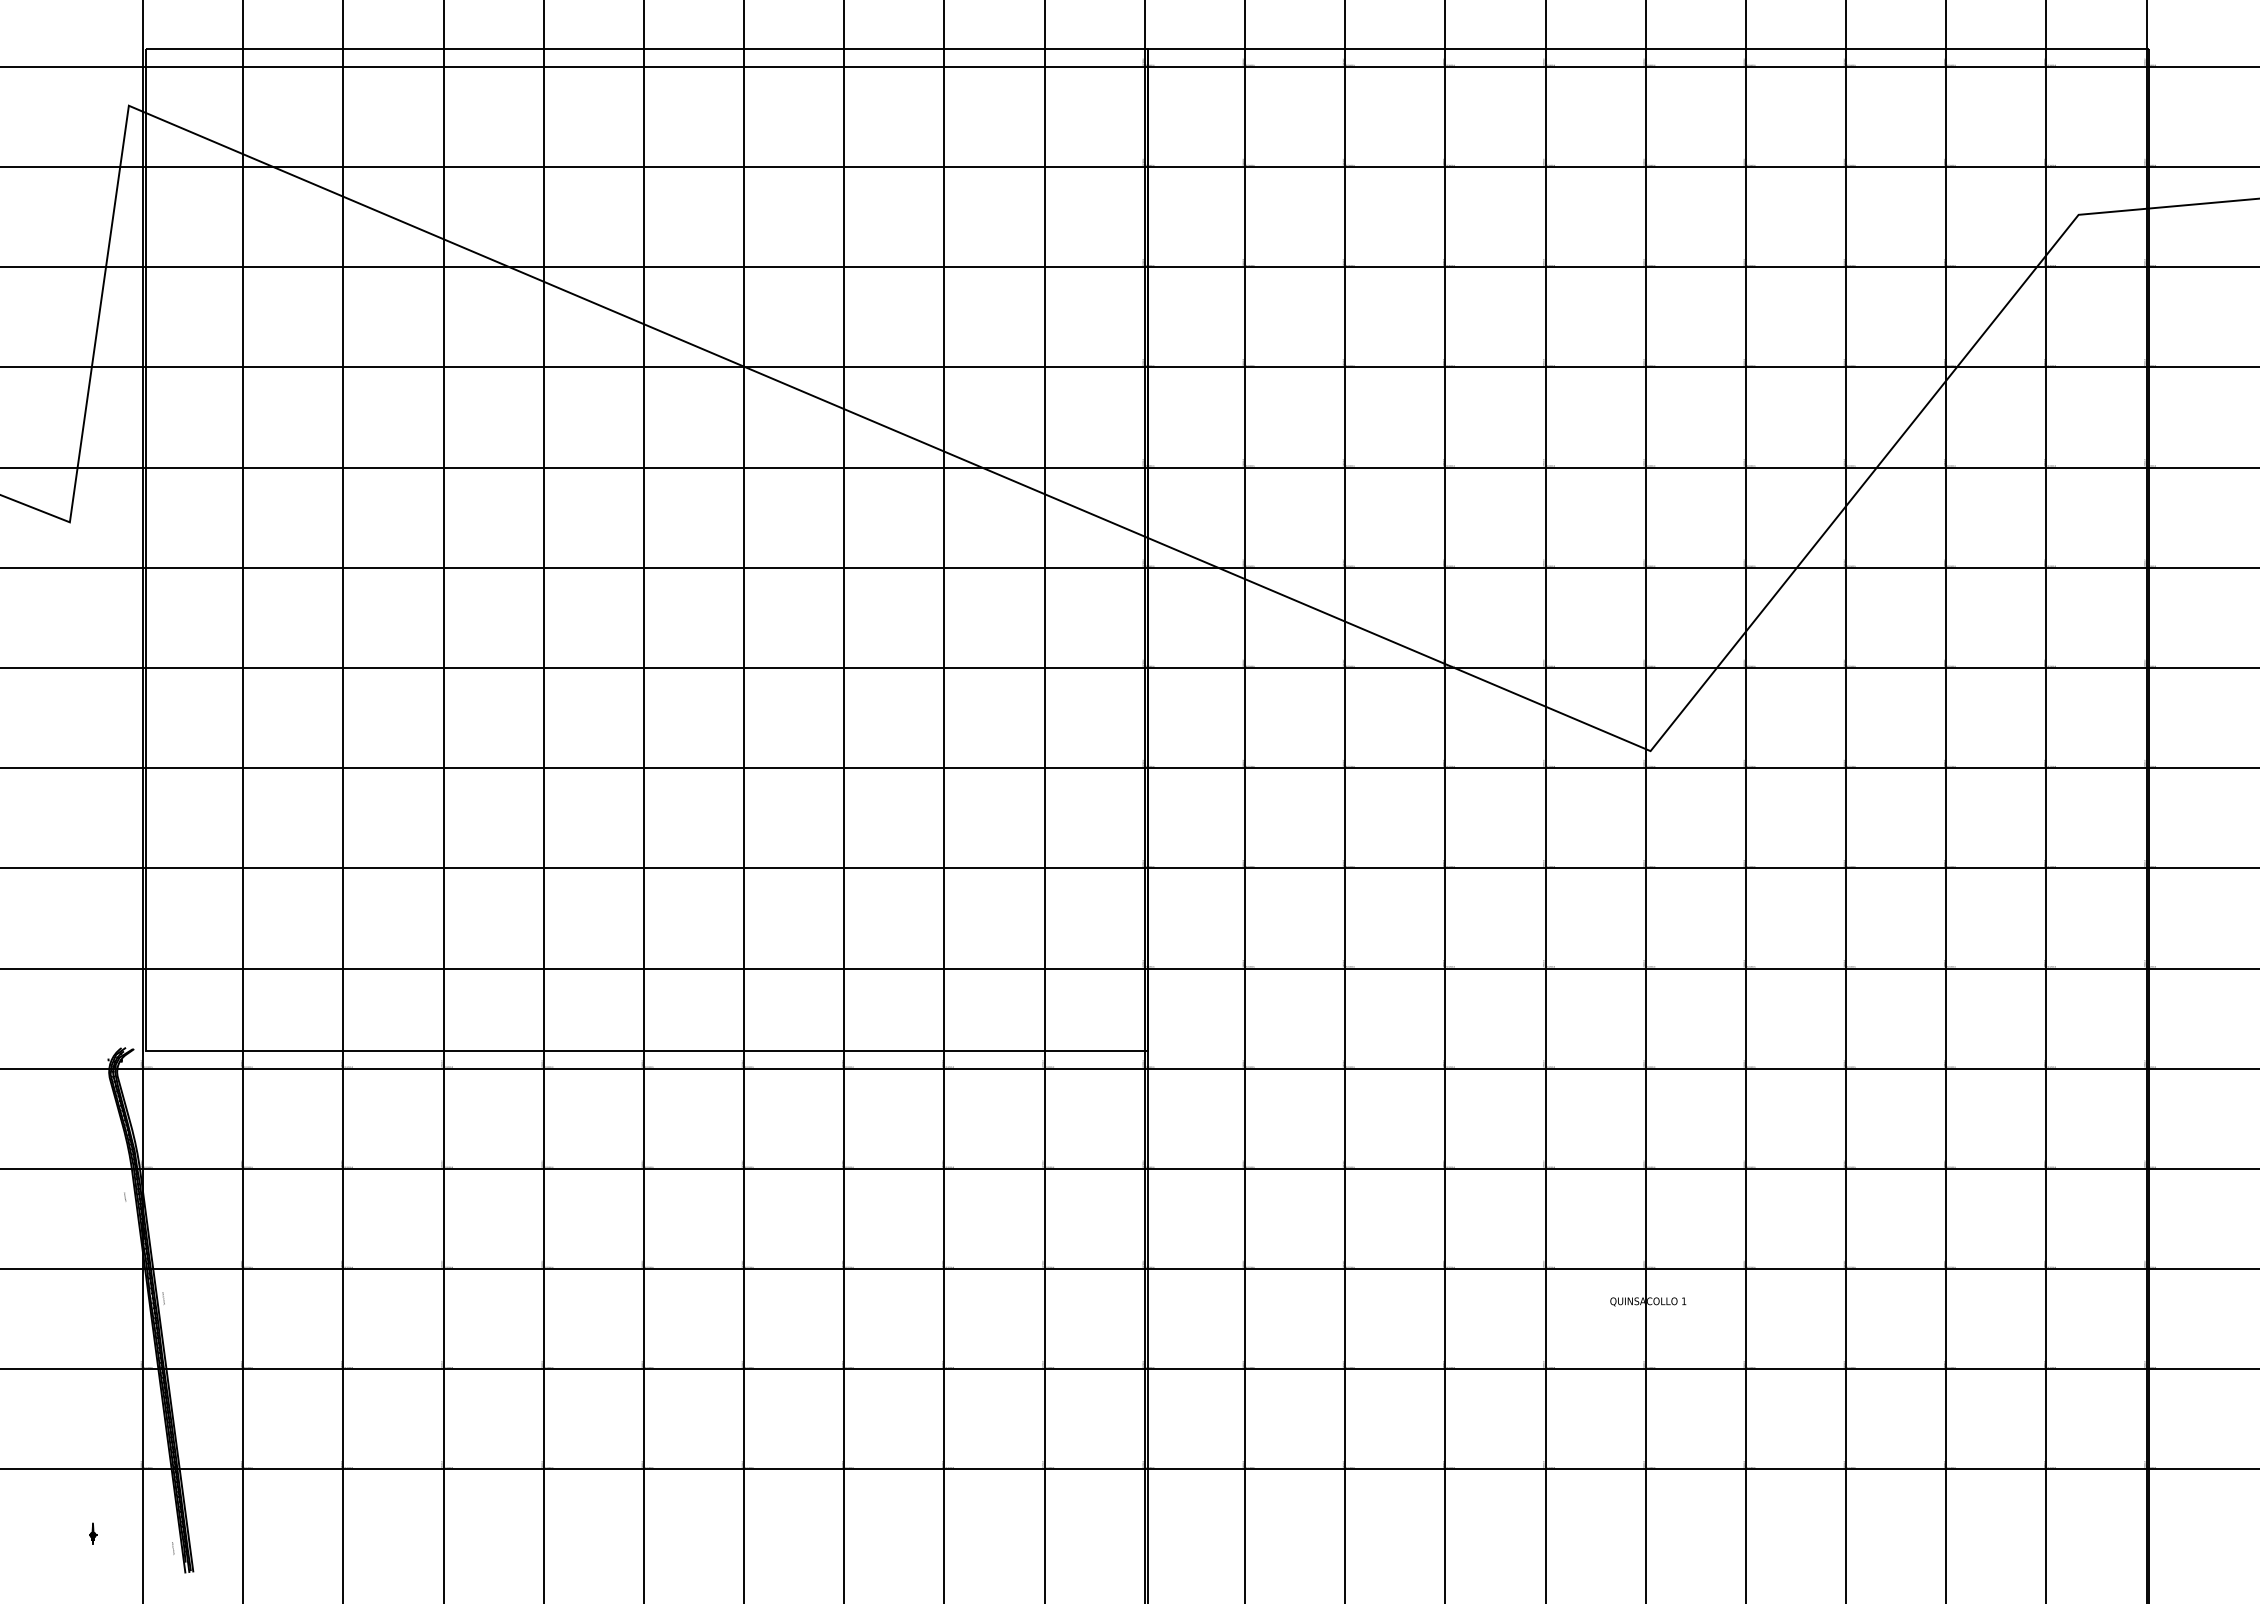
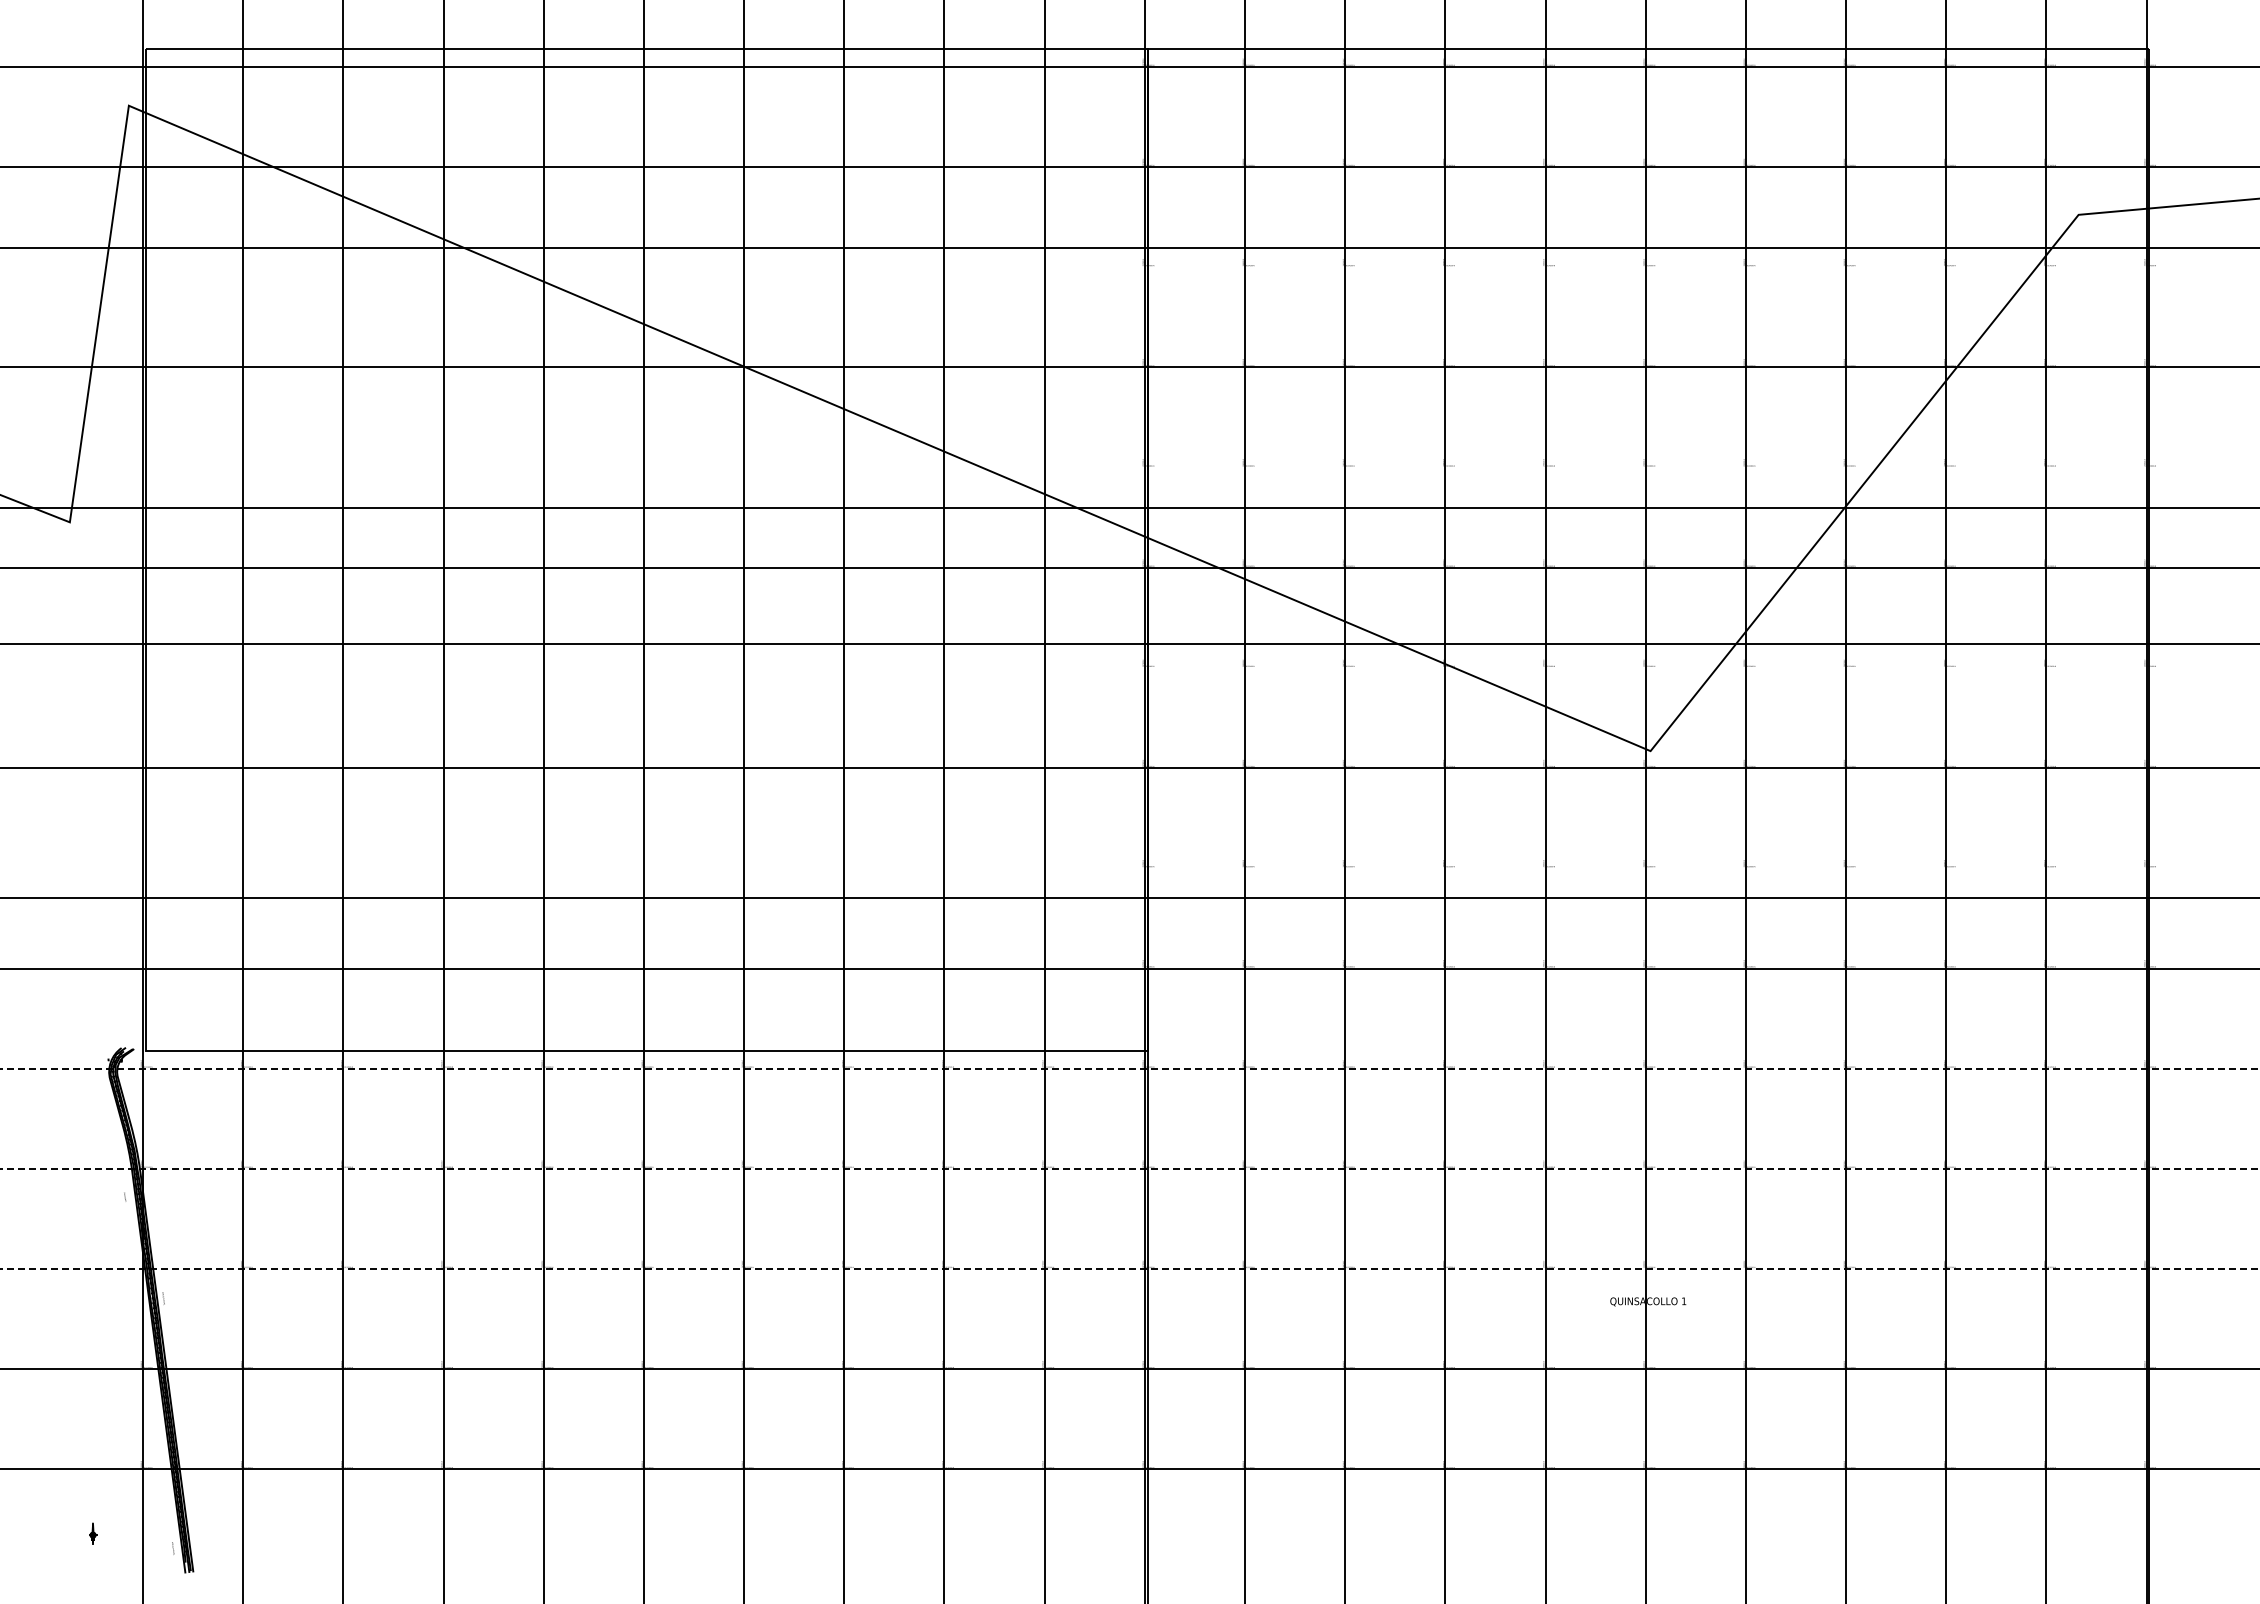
line position: (1129, 267) -> (1129, 248) (1129, 248)
line position: (1129, 467) -> (1129, 507) (1129, 507)
line position: (1129, 668) -> (1129, 644) (1129, 644)
line position: (1129, 868) -> (1129, 898) (1129, 898)
line: solid -> dashed (1130, 1068)
line: solid -> dashed (1130, 1168)
line: solid -> dashed (1130, 1269)
